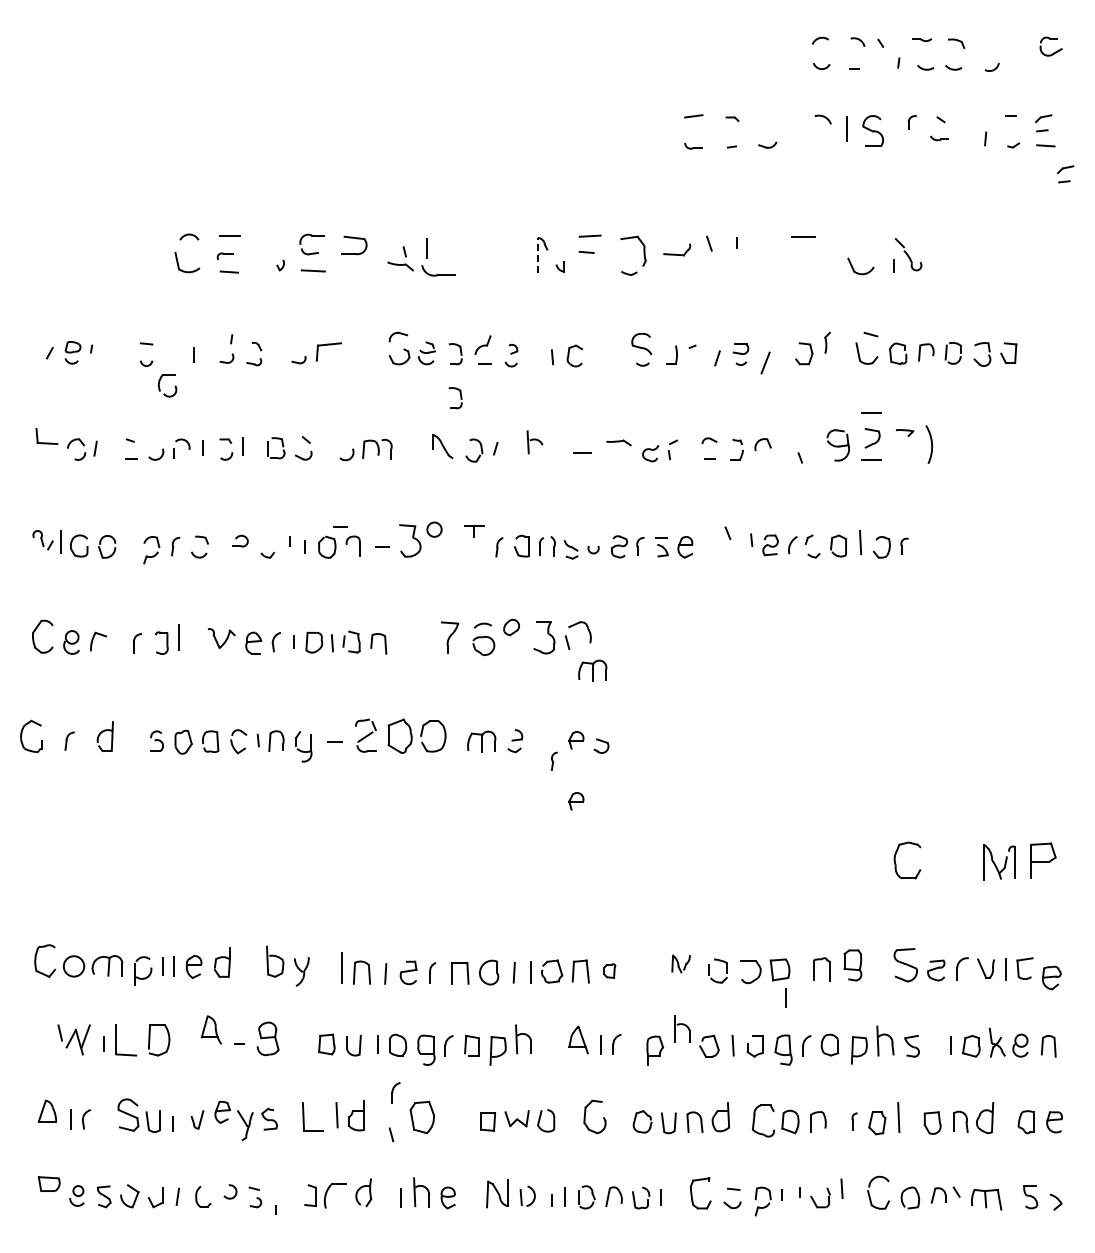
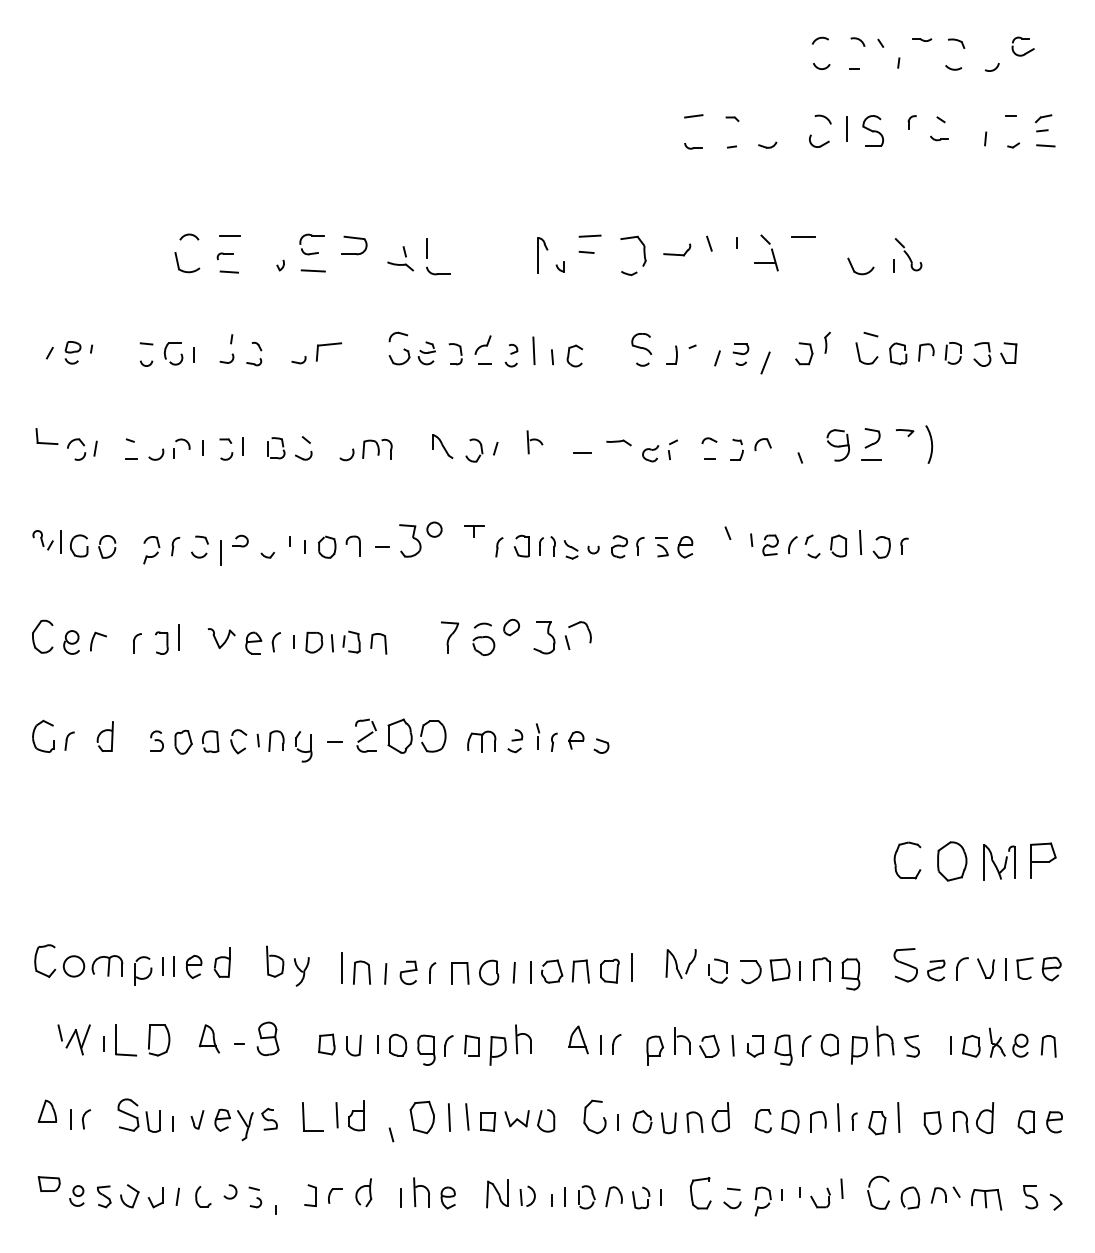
part position: (1053, 52) -> (1025, 52) (1025, 52)
arc: present -> none (925, 68)
part: none -> present (819, 140)
part: present -> none (1065, 174)
part: none -> present (766, 252)
line: dashed -> solid (538, 254)
part size: 35x12 px -> 25x10 px (438, 270)
line: none -> present (533, 350)
part position: (174, 386) -> (180, 354) (180, 354)
part: present -> none (455, 398)
line: present -> none (871, 412)
line: present -> none (340, 526)
line: none -> present (220, 552)
part: present -> none (592, 670)
part position: (22, 734) -> (34, 734) (34, 734)
part: none -> present (538, 736)
part position: (554, 760) -> (554, 741) (554, 741)
part: present -> none (576, 801)
part: none -> present (952, 861)
part size: 20x20 px -> 32x30 px (680, 963)
part position: (852, 965) -> (850, 974) (850, 974)
line: none -> present (631, 967)
part size: 14x16 px -> 20x26 px (609, 970)
part position: (1051, 977) -> (1051, 968) (1051, 968)
line position: (785, 997) -> (799, 970) (799, 970)
part position: (682, 1028) -> (682, 1040) (682, 1040)
part position: (210, 1029) -> (208, 1038) (208, 1038)
part: present -> none (395, 1092)
part position: (222, 1111) -> (222, 1119) (222, 1119)
line: none -> present (467, 1116)
line: none -> present (449, 1117)
line: none -> present (838, 1117)
part size: 23x34 px -> 18x25 px (762, 1121)
line: none -> present (617, 1122)
part size: 24x26 px -> 15x16 px (335, 1195)
